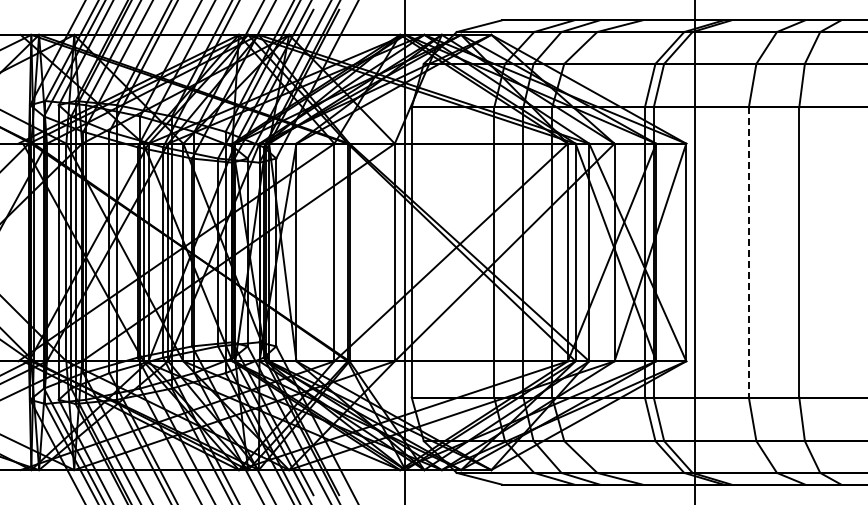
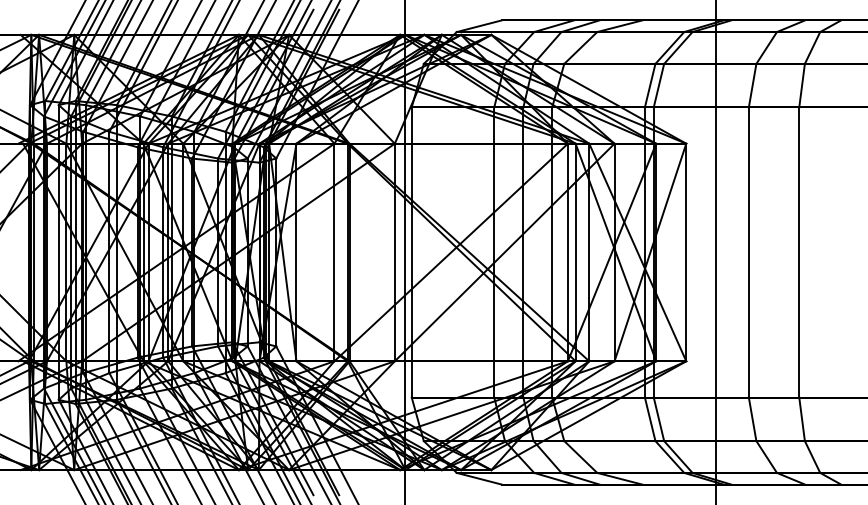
line position: (695, 251) -> (716, 251) (716, 251)
line: dashed -> solid (748, 252)
